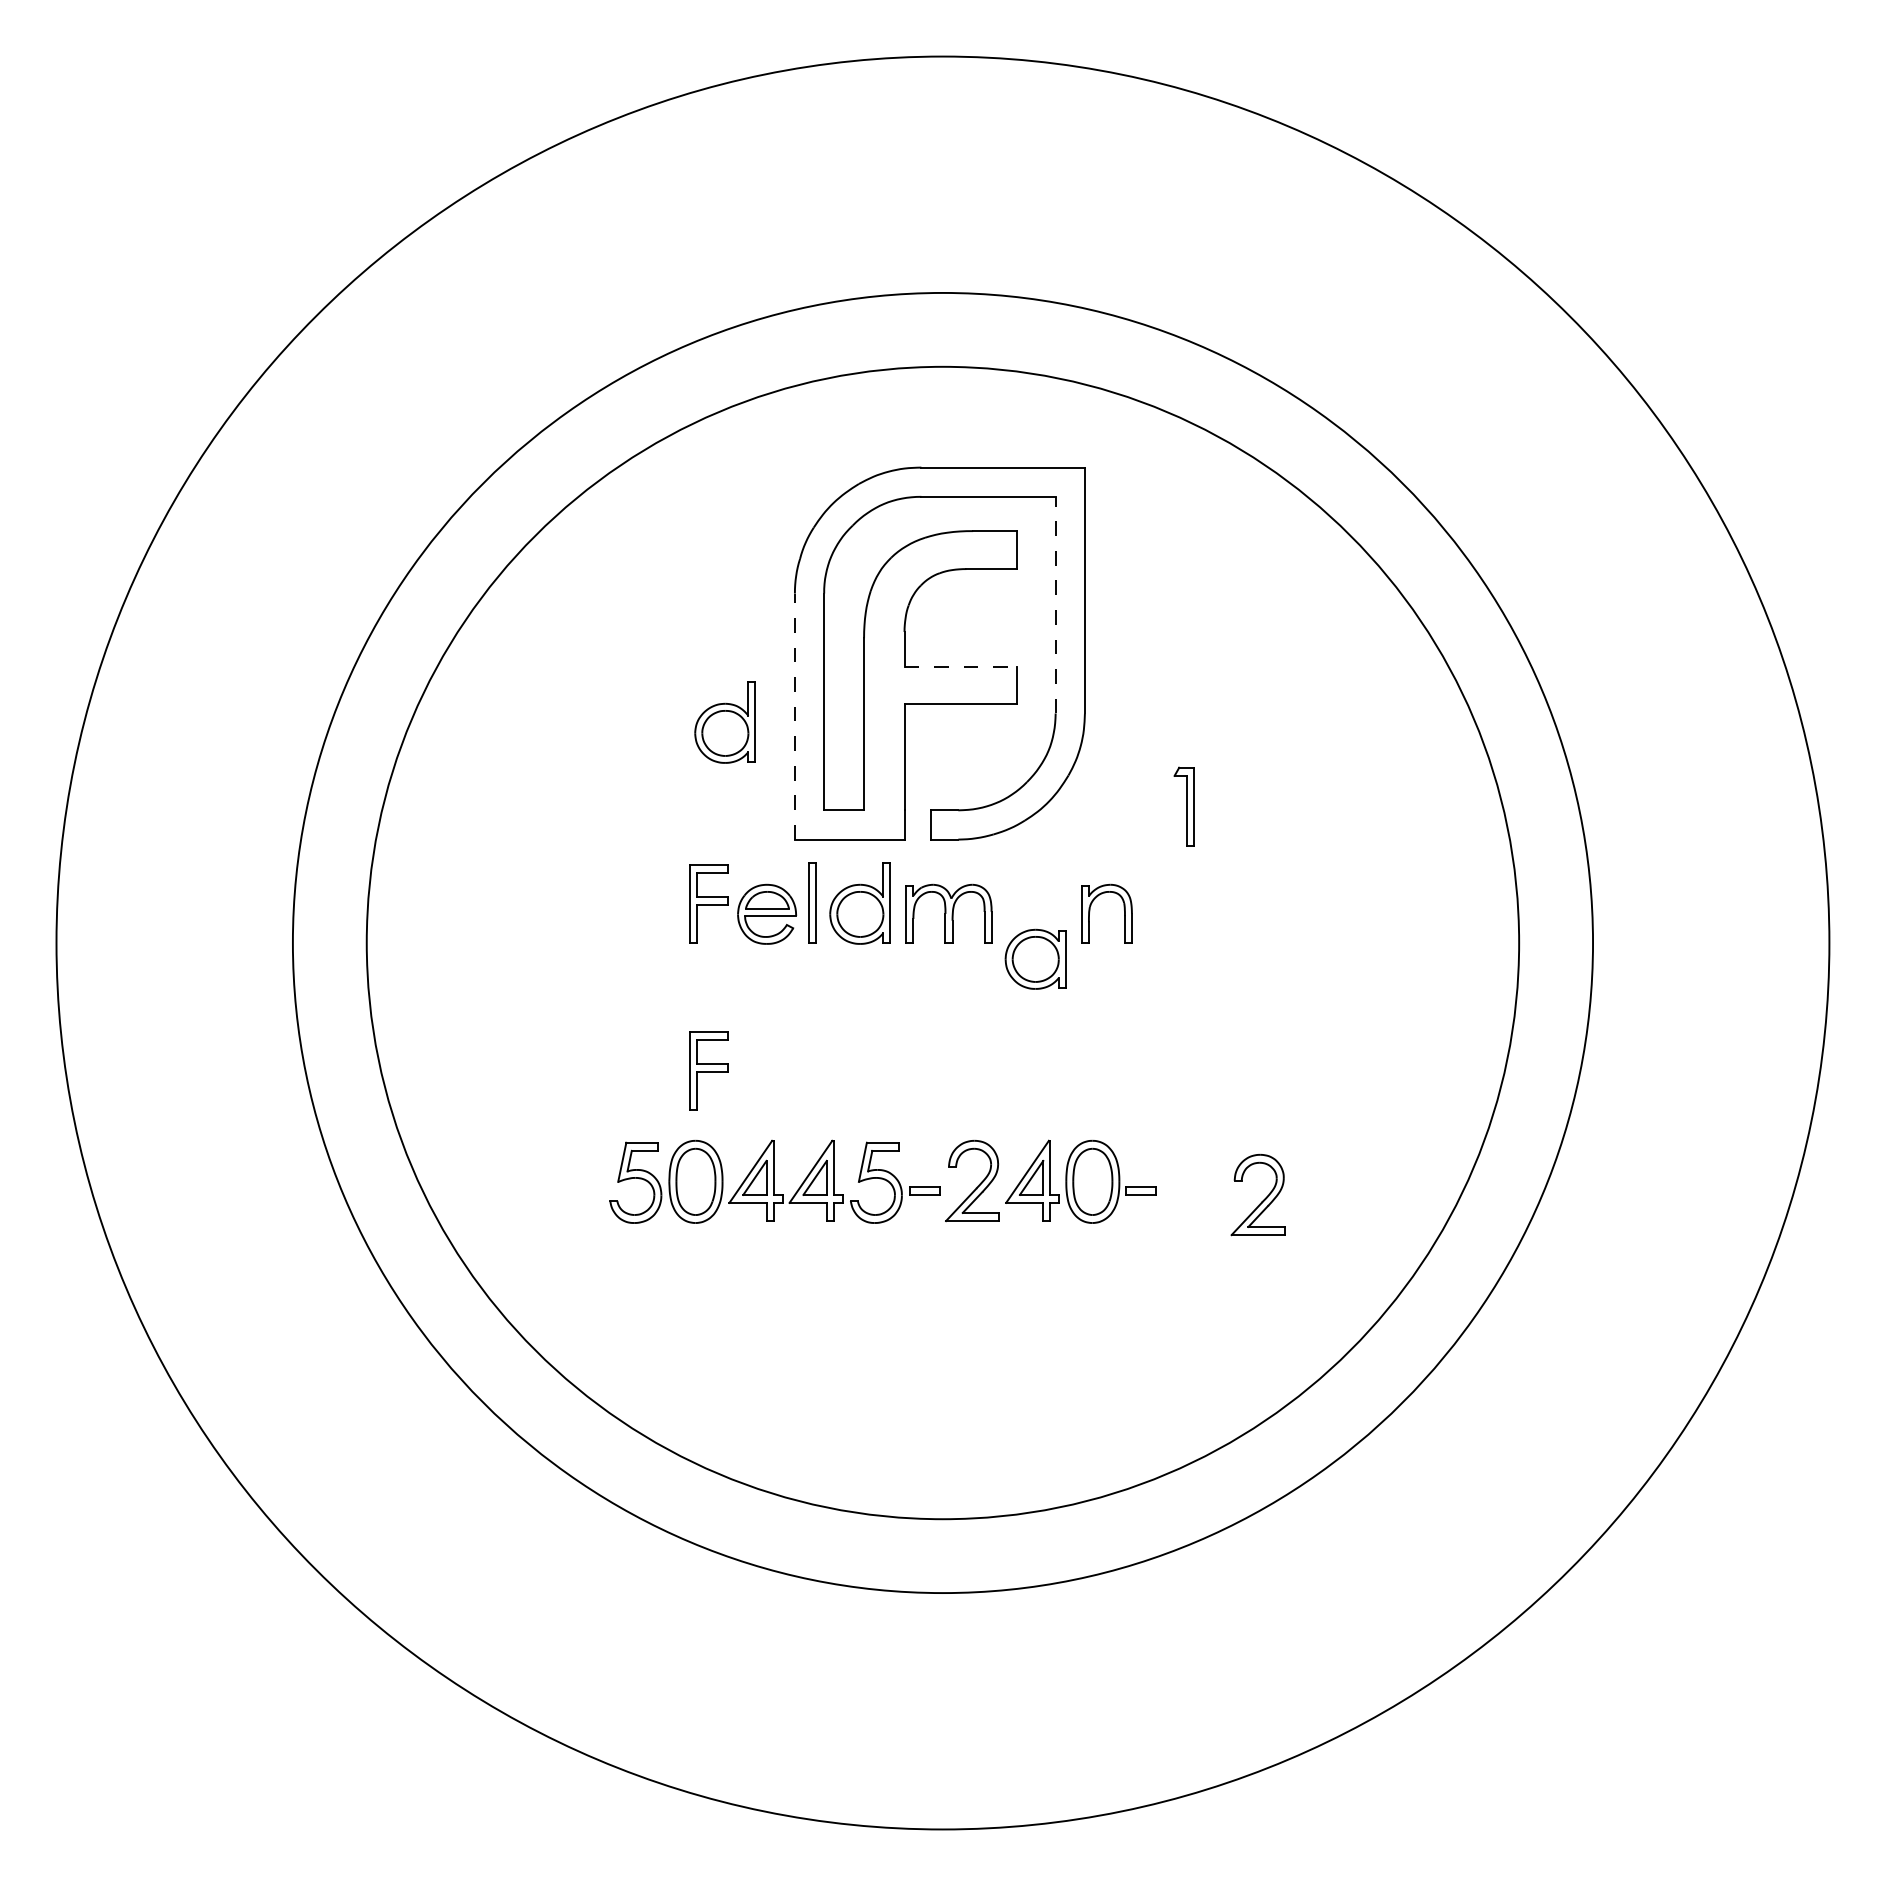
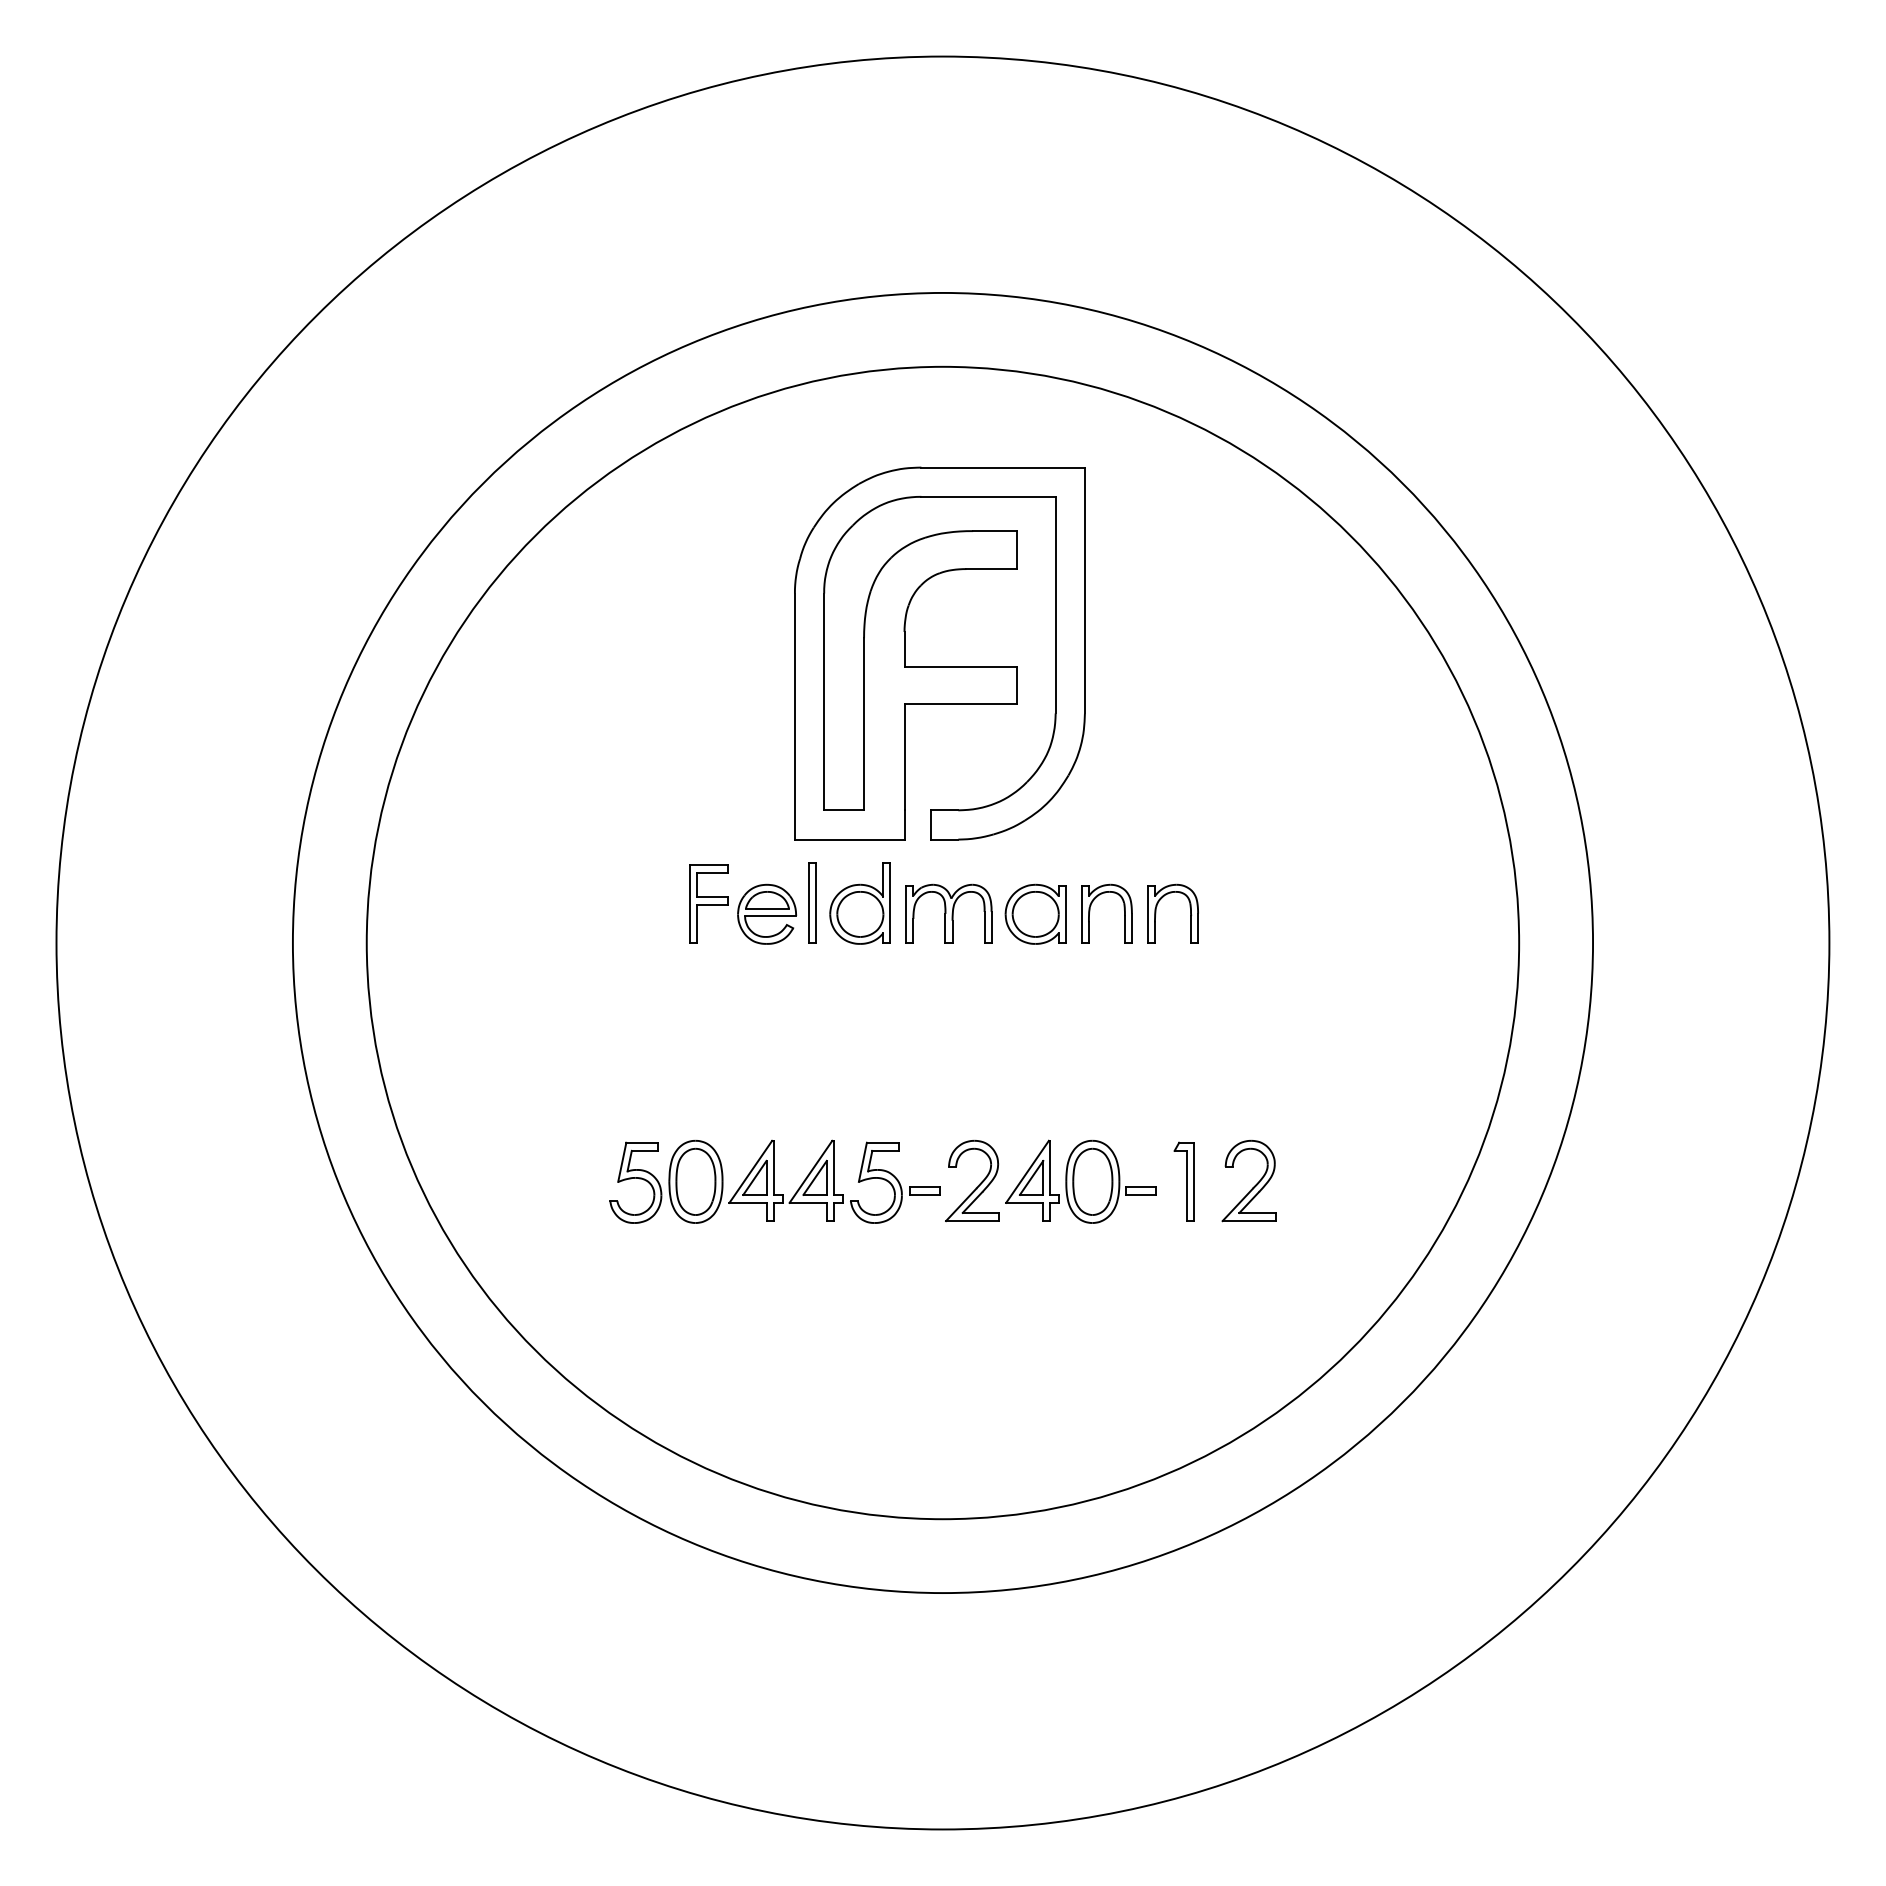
line: dashed -> solid (1055, 604)
line: dashed -> solid (961, 666)
line: dashed -> solid (794, 716)
part: present -> none (724, 722)
part position: (1183, 806) -> (1183, 1181) (1183, 1181)
part: none -> present (1156, 913)
part position: (1035, 958) -> (1035, 913) (1035, 913)
part: present -> none (708, 1070)
part position: (1262, 1200) -> (1253, 1186) (1253, 1186)
